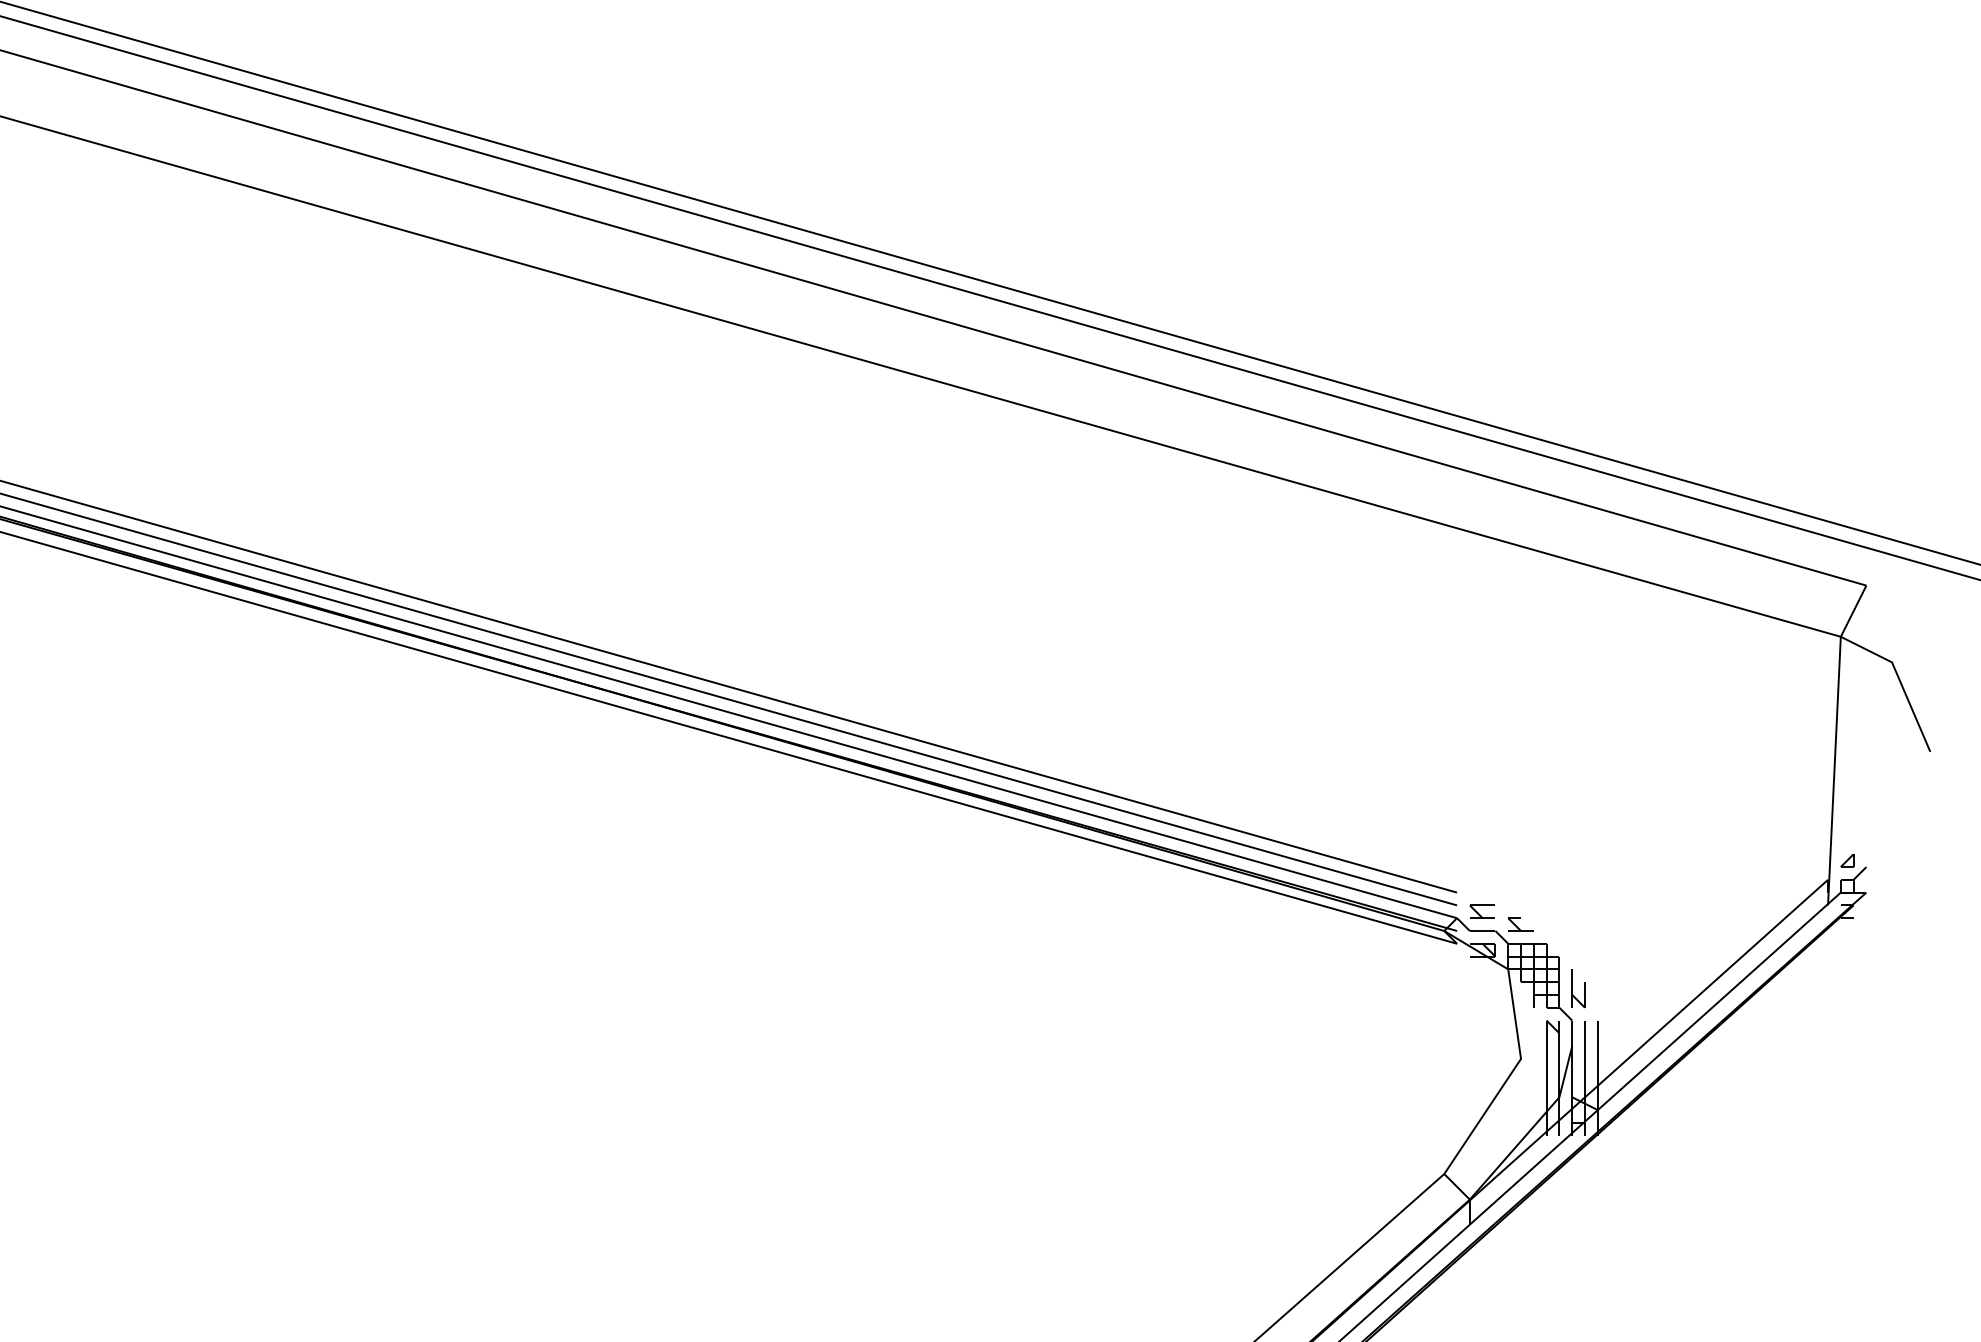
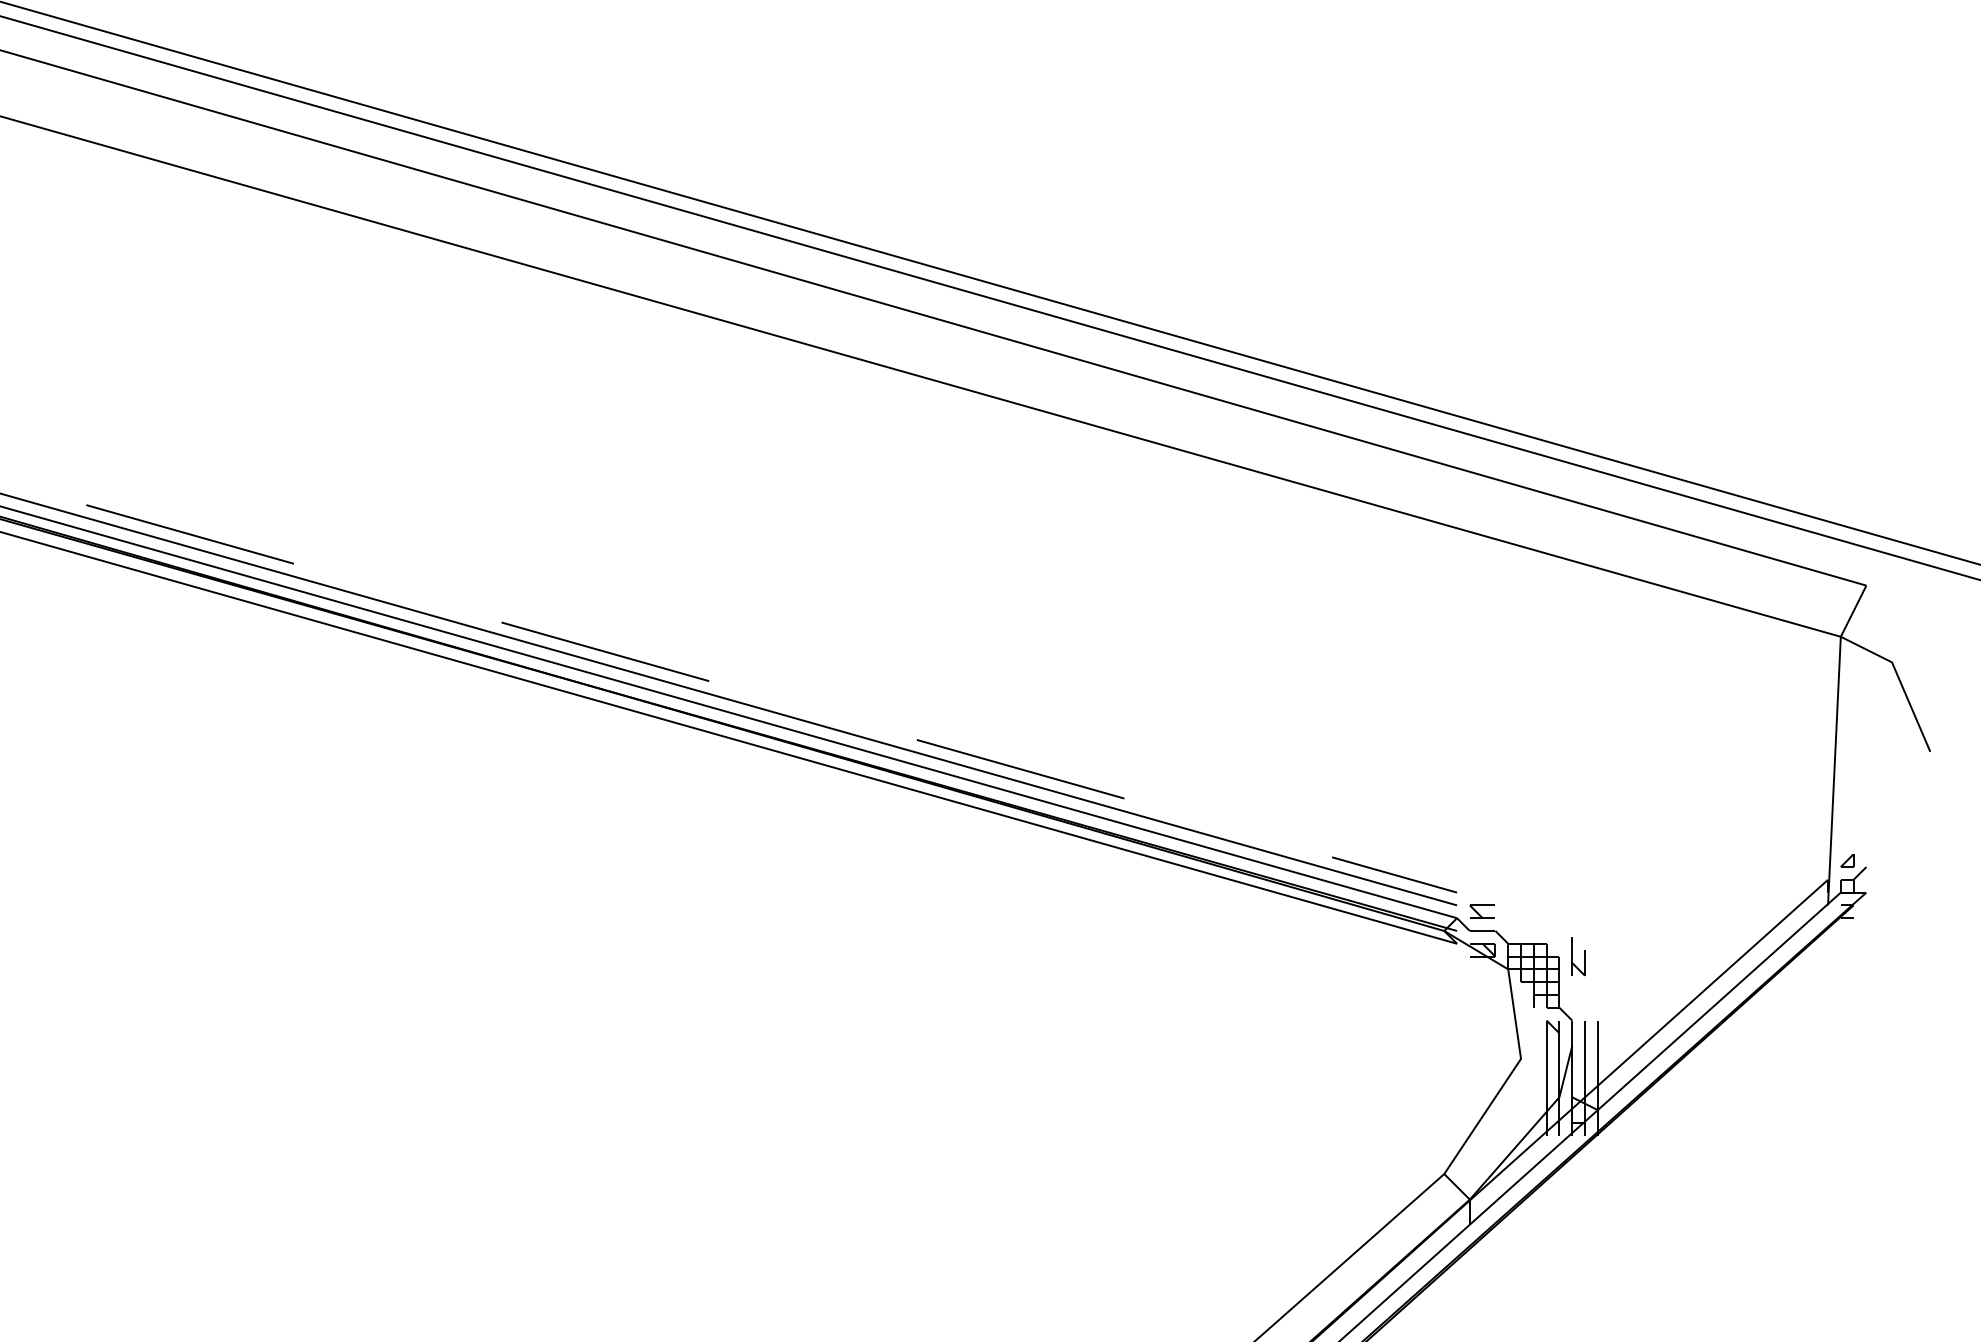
line: solid -> dashed (728, 686)
part: present -> none (1520, 924)
part position: (1578, 988) -> (1578, 956) (1578, 956)
